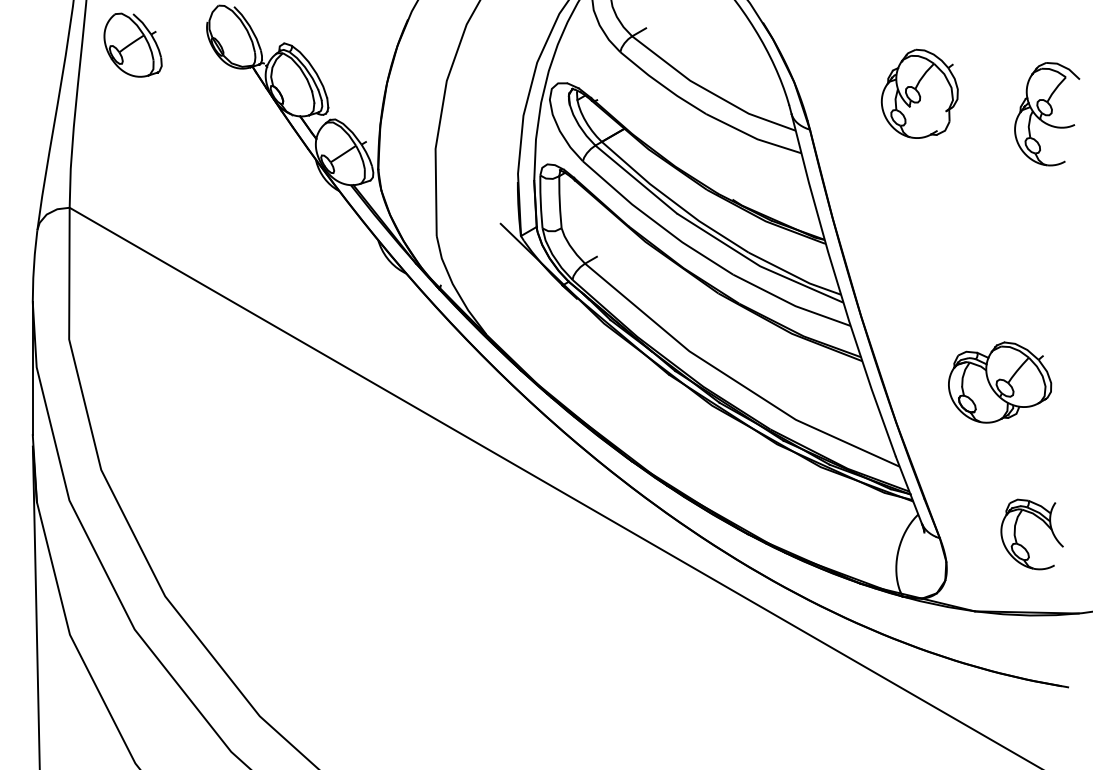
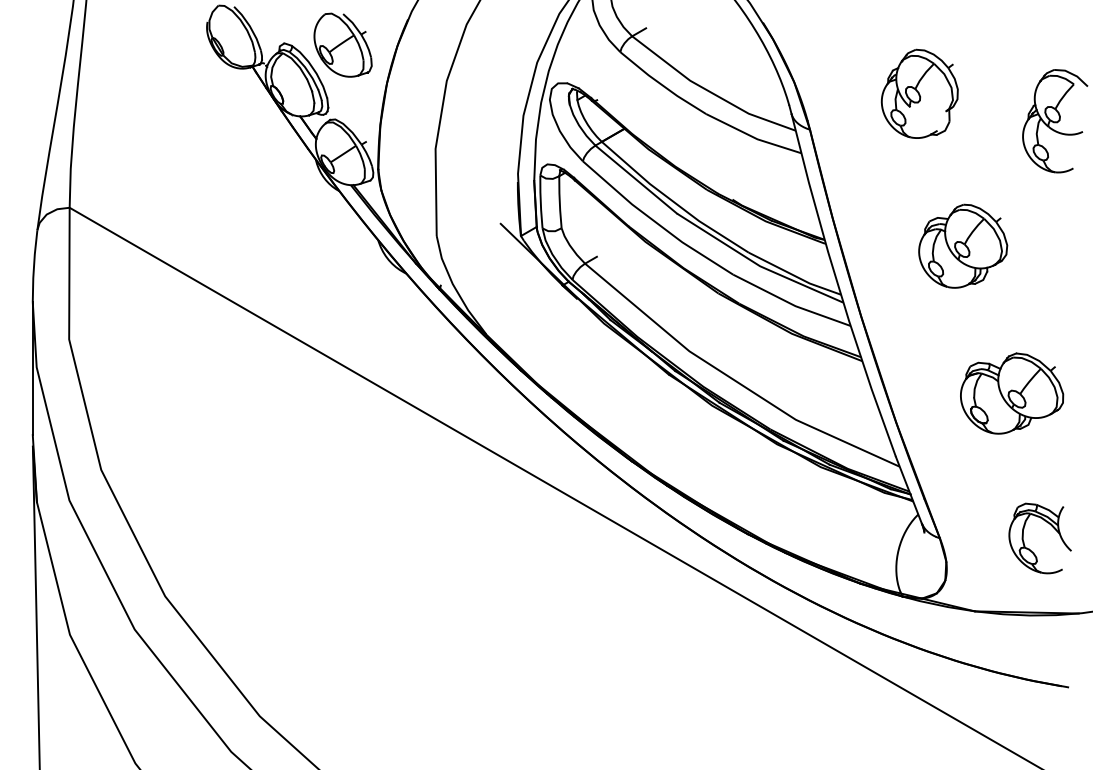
part position: (132, 44) -> (342, 44) (342, 44)
part position: (1047, 114) -> (1055, 121) (1055, 121)
part: none -> present (963, 245)
part position: (1000, 382) -> (1012, 393) (1012, 393)
part position: (1021, 544) -> (1029, 548) (1029, 548)
